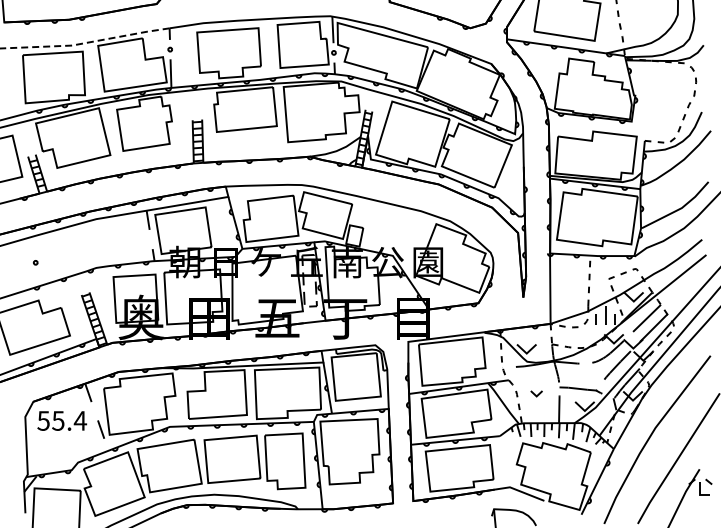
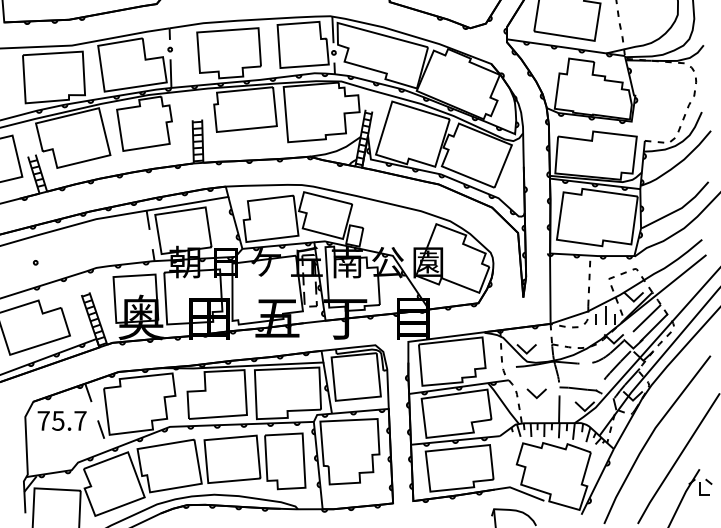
line: dashed -> solid (85, 43)
part size: 13x8 px -> 21x12 px (536, 393)
text: 55.4 -> 75.7 (62, 420)
